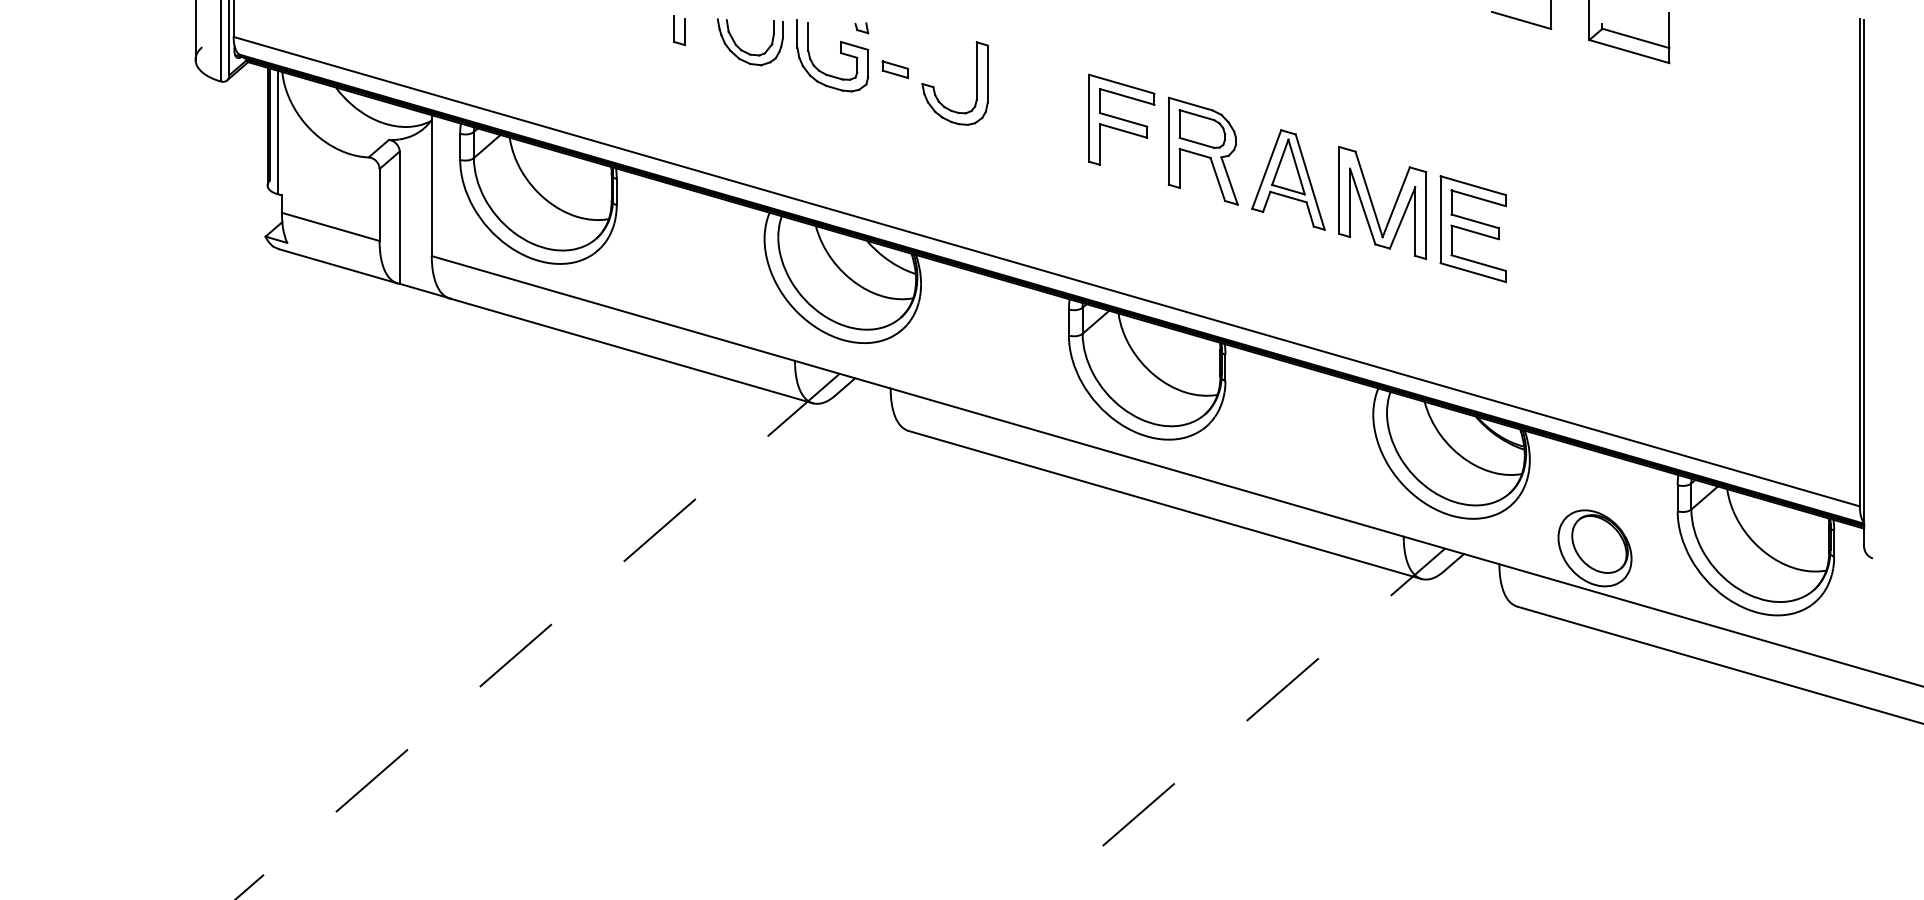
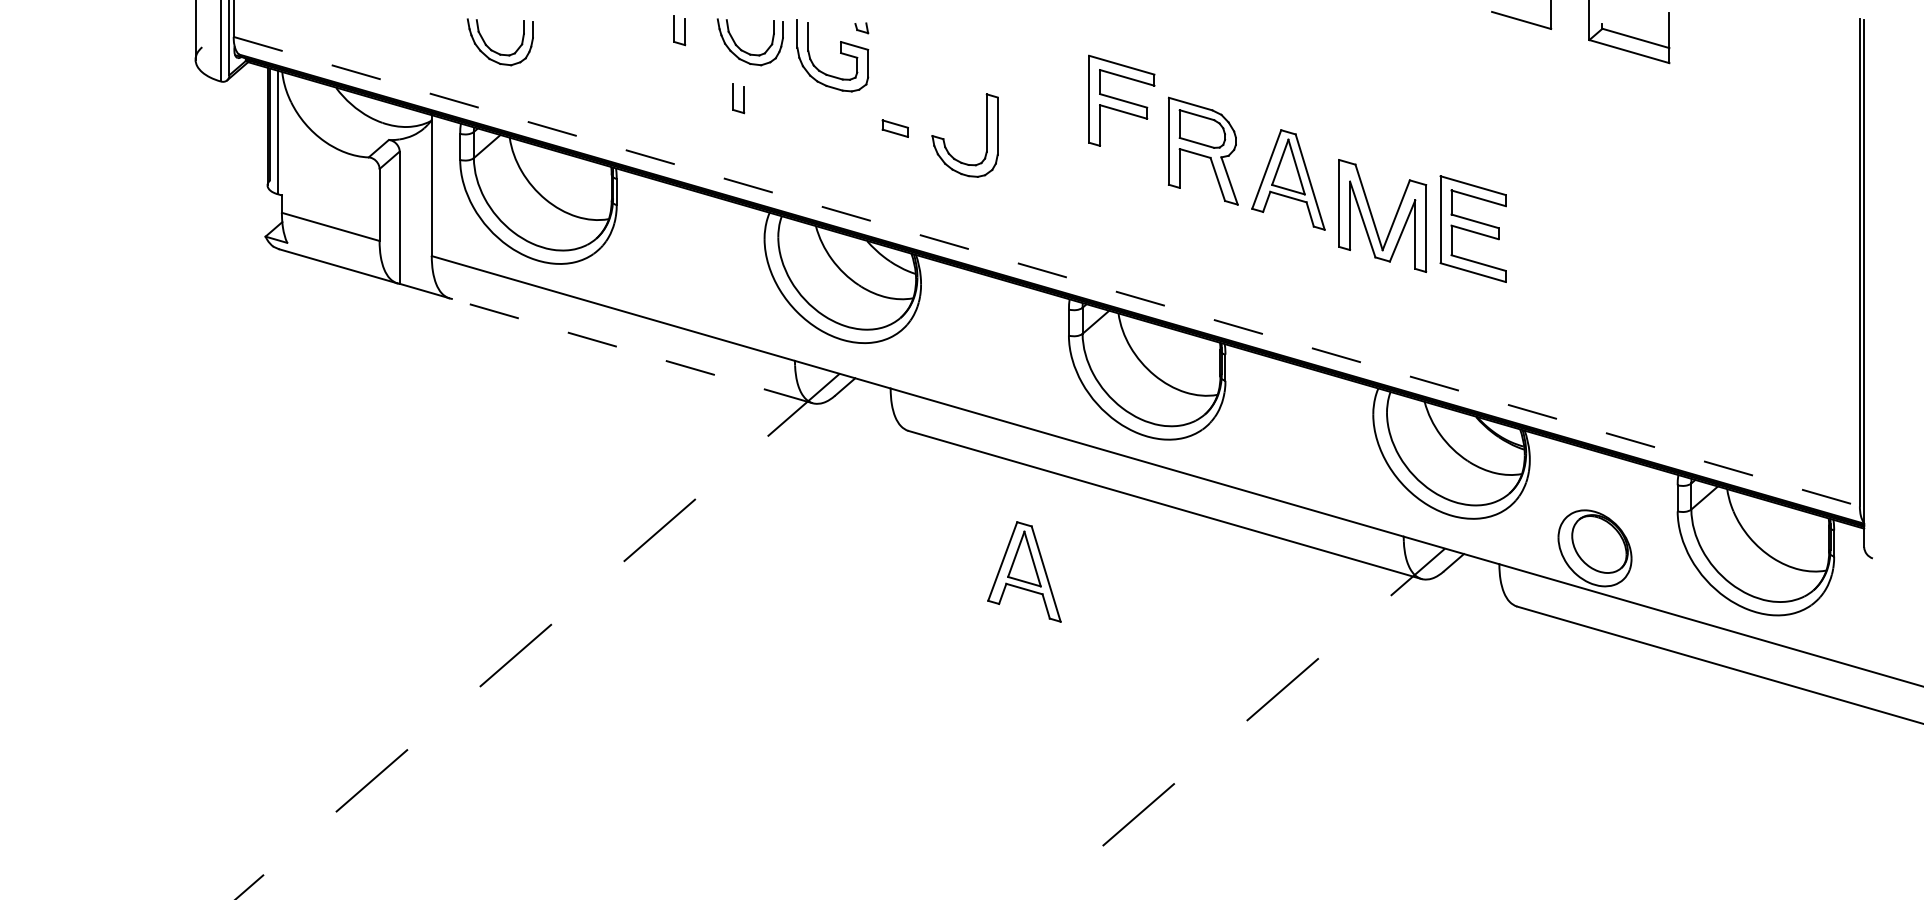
part: none -> present (494, 50)
part position: (894, 69) -> (894, 128) (894, 128)
part position: (934, 86) -> (944, 138) (944, 138)
part: none -> present (738, 98)
part position: (1121, 119) -> (1121, 100) (1121, 100)
part position: (1373, 204) -> (1373, 217) (1373, 217)
line: solid -> dashed (1047, 271)
line: solid -> dashed (630, 350)
part: none -> present (1024, 571)
